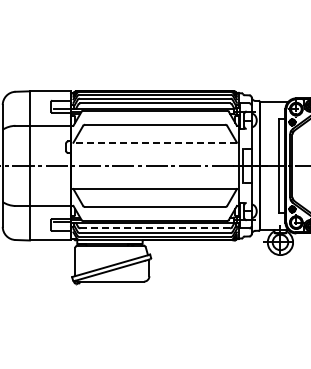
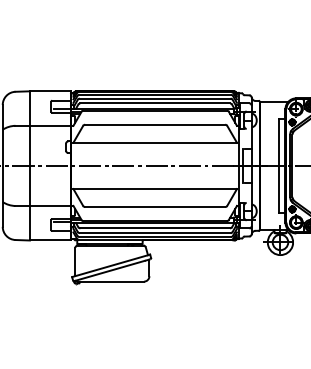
line: dashed -> solid (155, 142)
line: dashed -> solid (155, 228)
